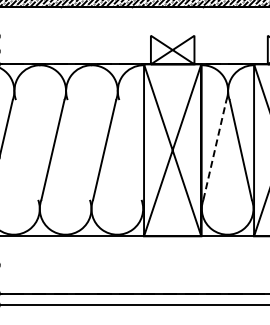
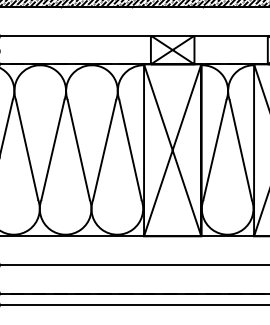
line: none -> present (134, 35)
line: none -> present (27, 149)
line: none -> present (78, 149)
line: none -> present (130, 149)
line: dashed -> solid (215, 149)
line: none -> present (134, 264)
